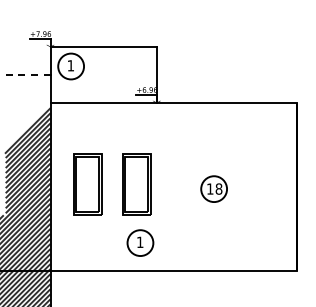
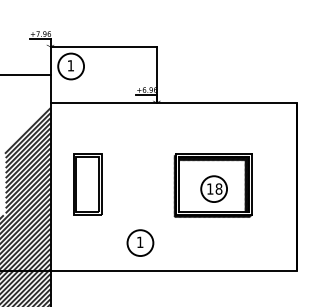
line: dashed -> solid (25, 75)
part: present -> none (136, 184)
part: none -> present (212, 185)
